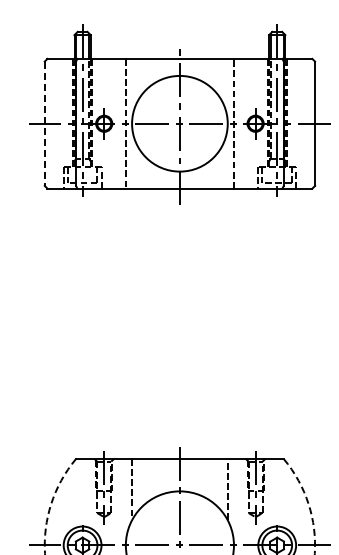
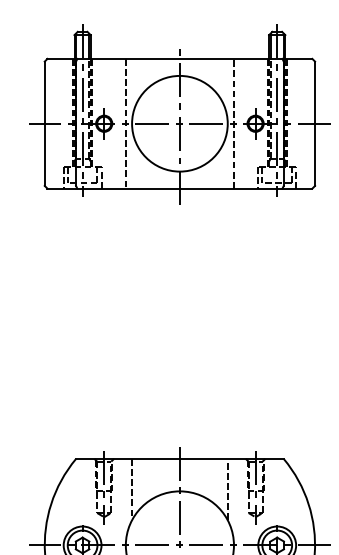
line: dashed -> solid (44, 124)
arc: dashed -> solid (314, 554)
